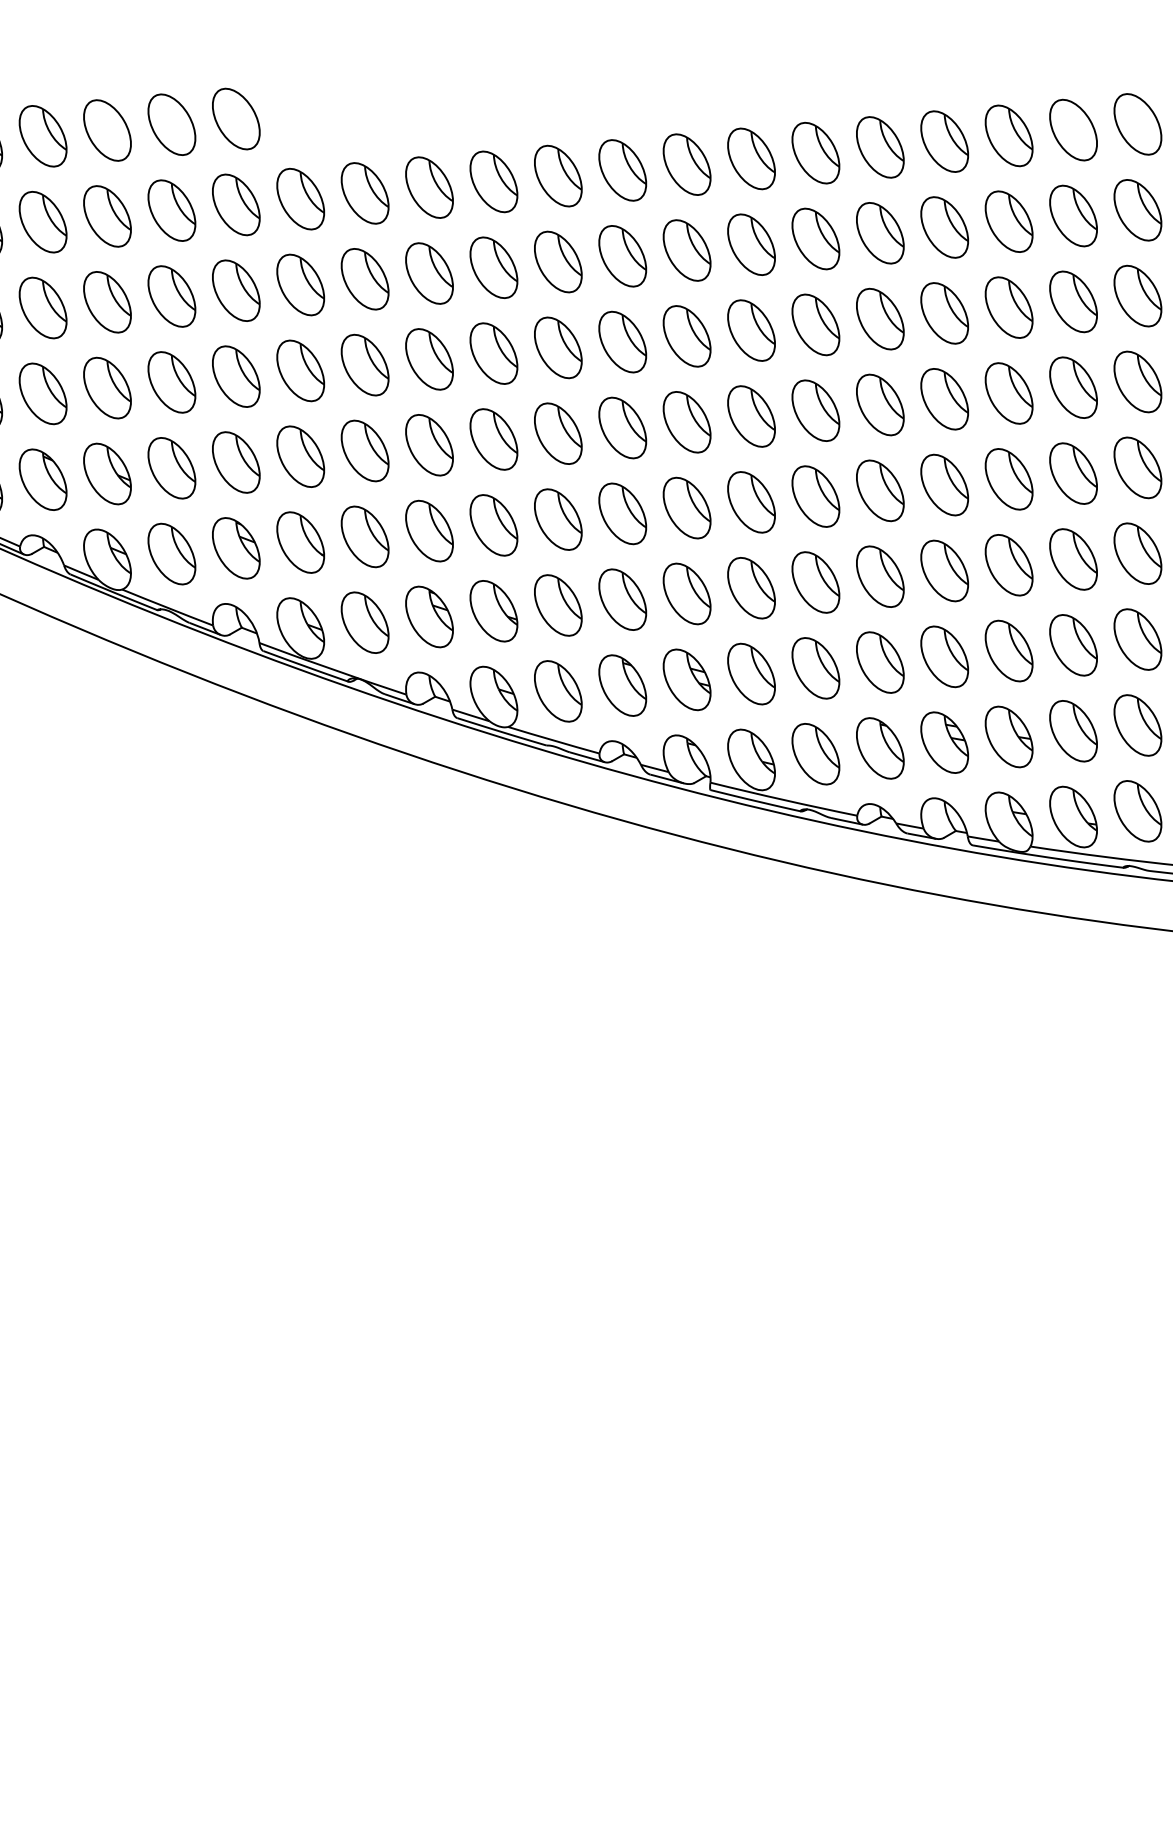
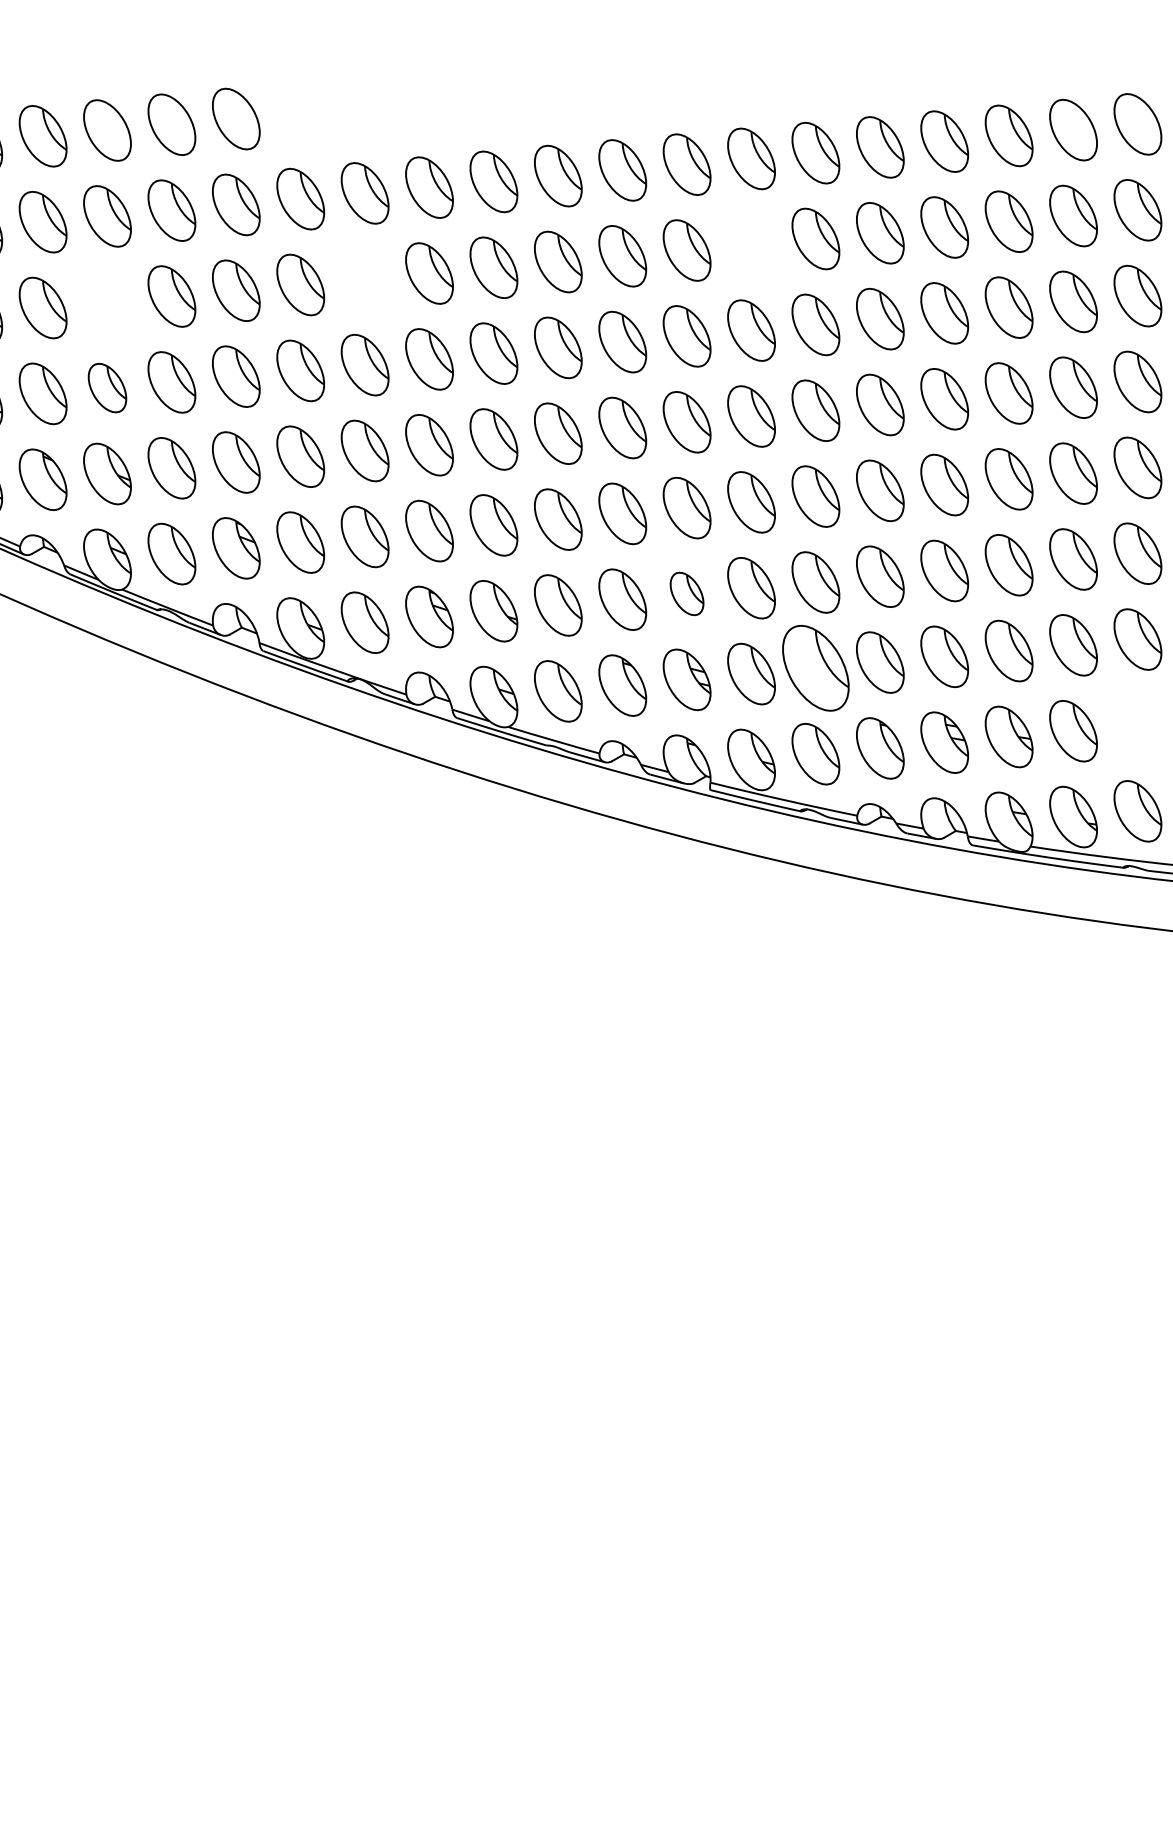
part: present -> none (751, 244)
part: present -> none (364, 279)
part: present -> none (107, 302)
part size: 49x64 px -> 41x52 px (107, 387)
part size: 50x64 px -> 36x46 px (686, 593)
part size: 50x63 px -> 68x87 px (815, 668)
part: present -> none (1137, 725)
